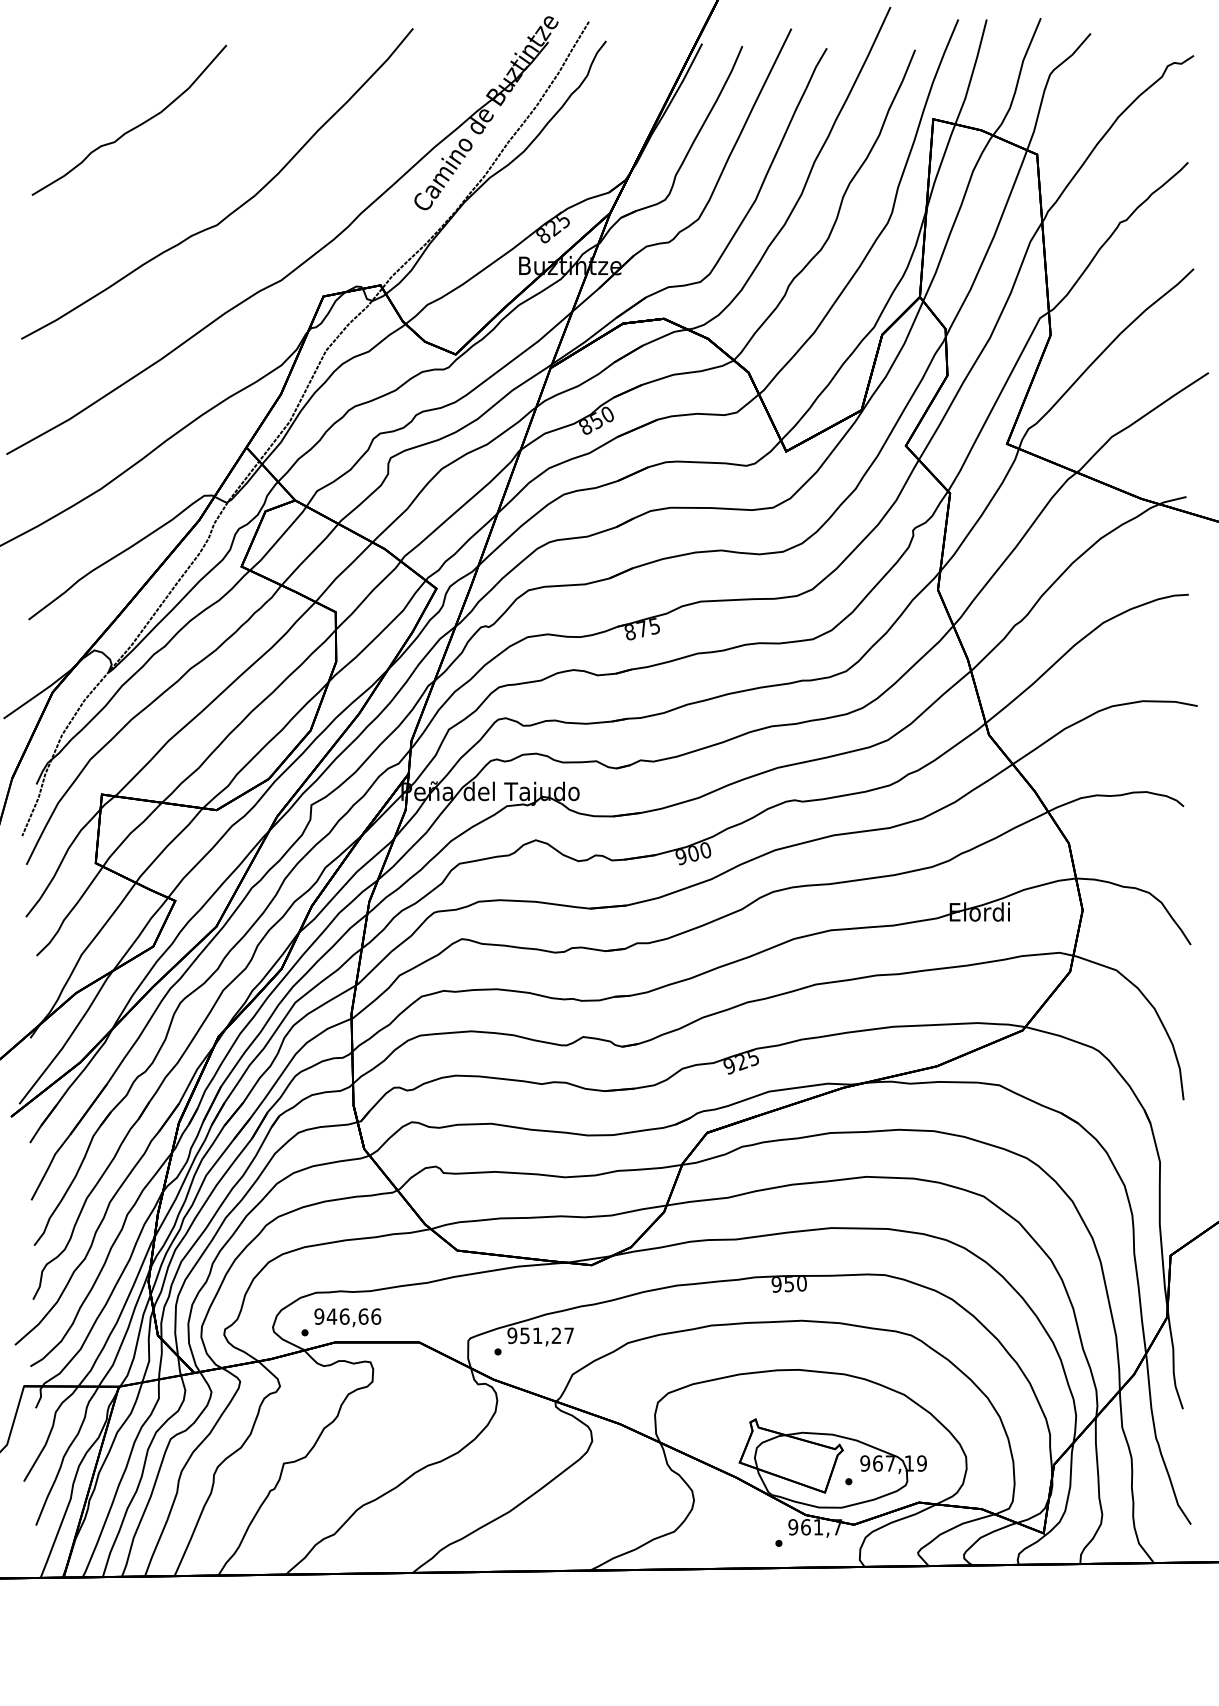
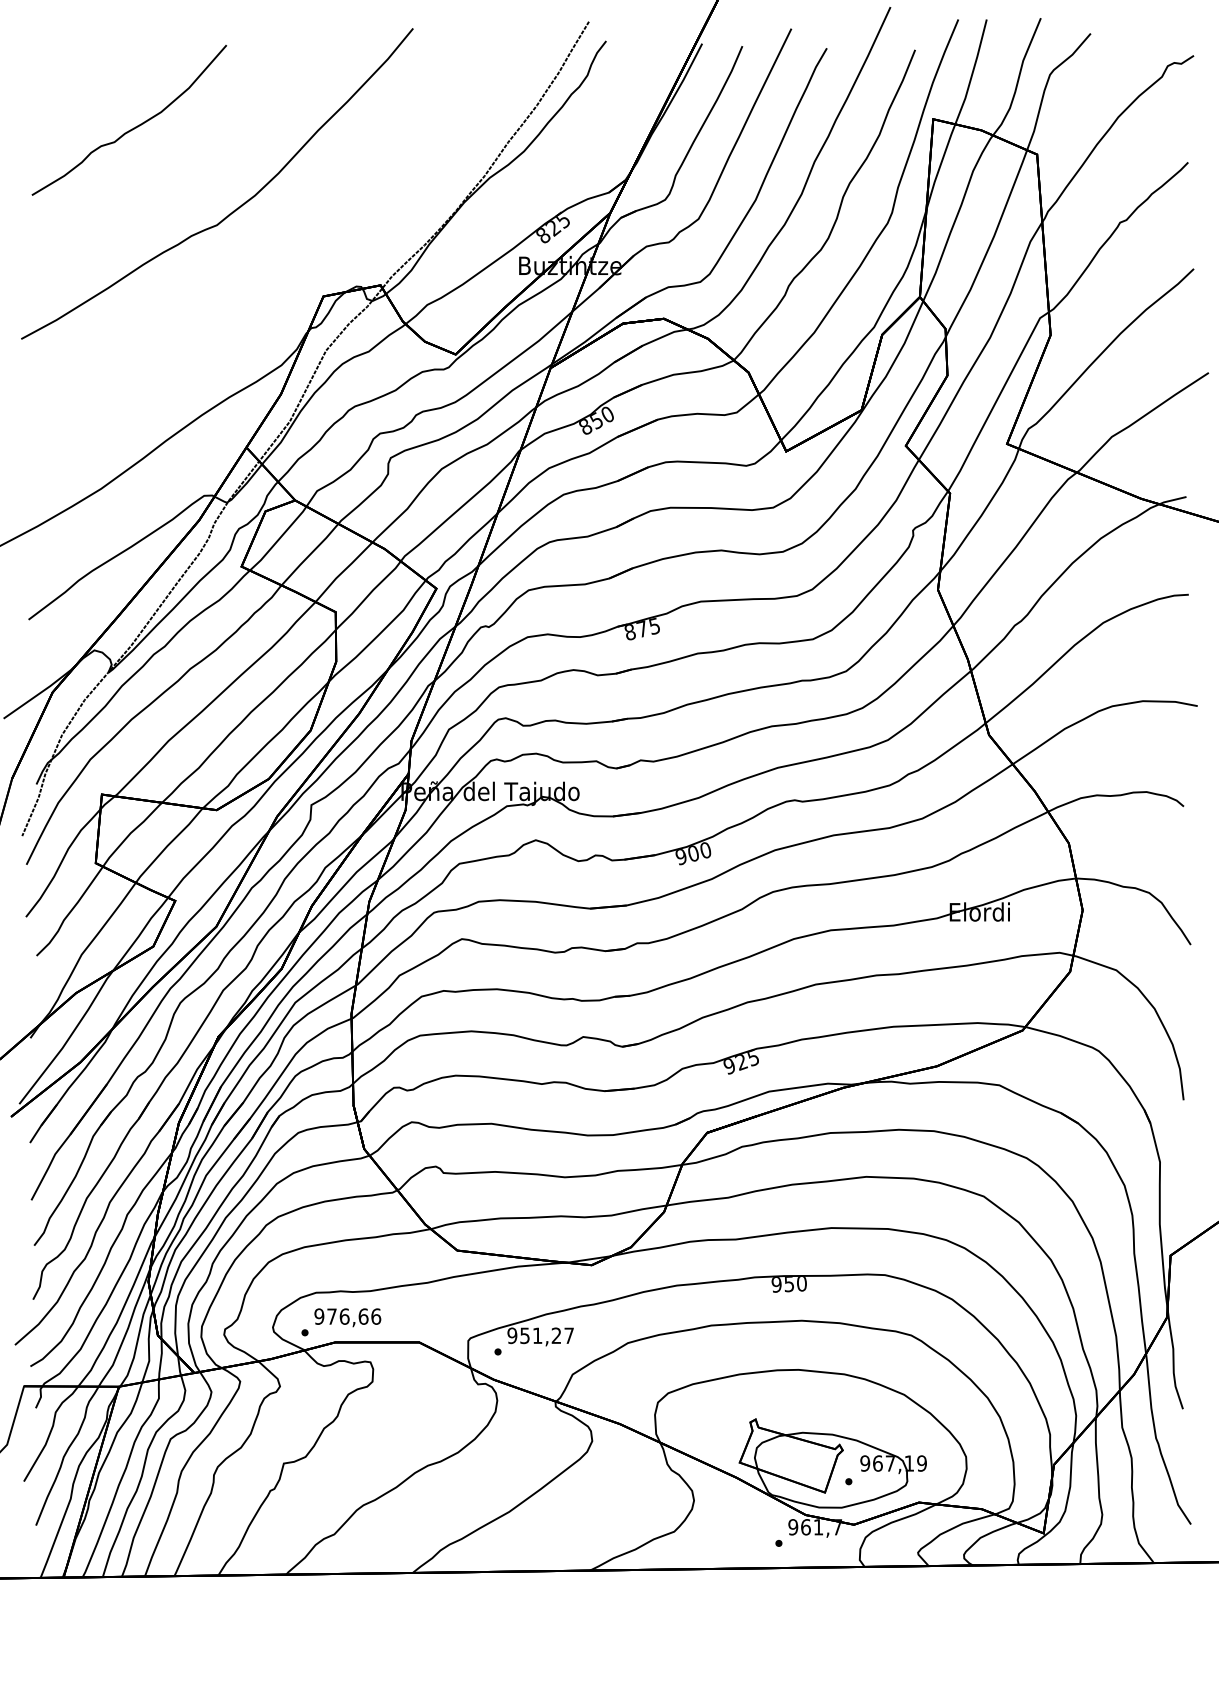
part: present -> none (303, 261)
text: 946,66 -> 976,66 (331, 1316)
